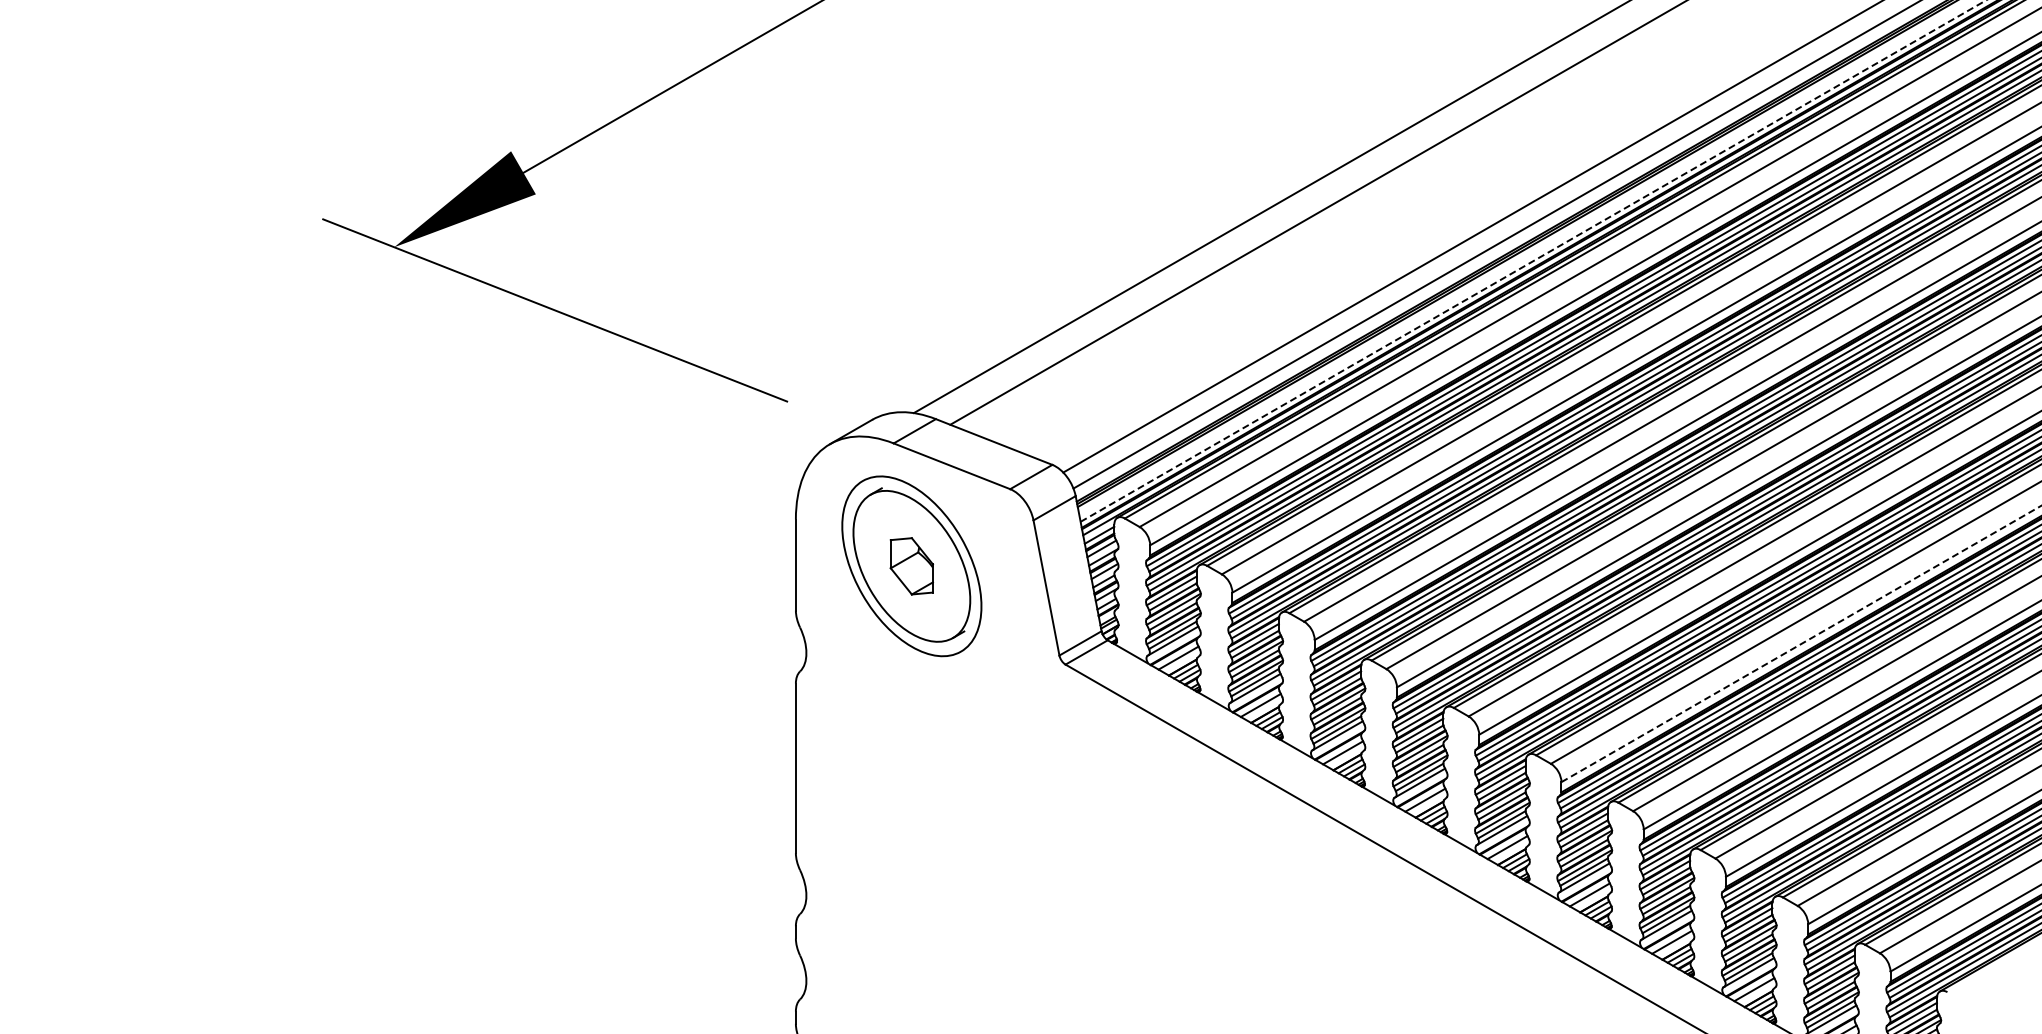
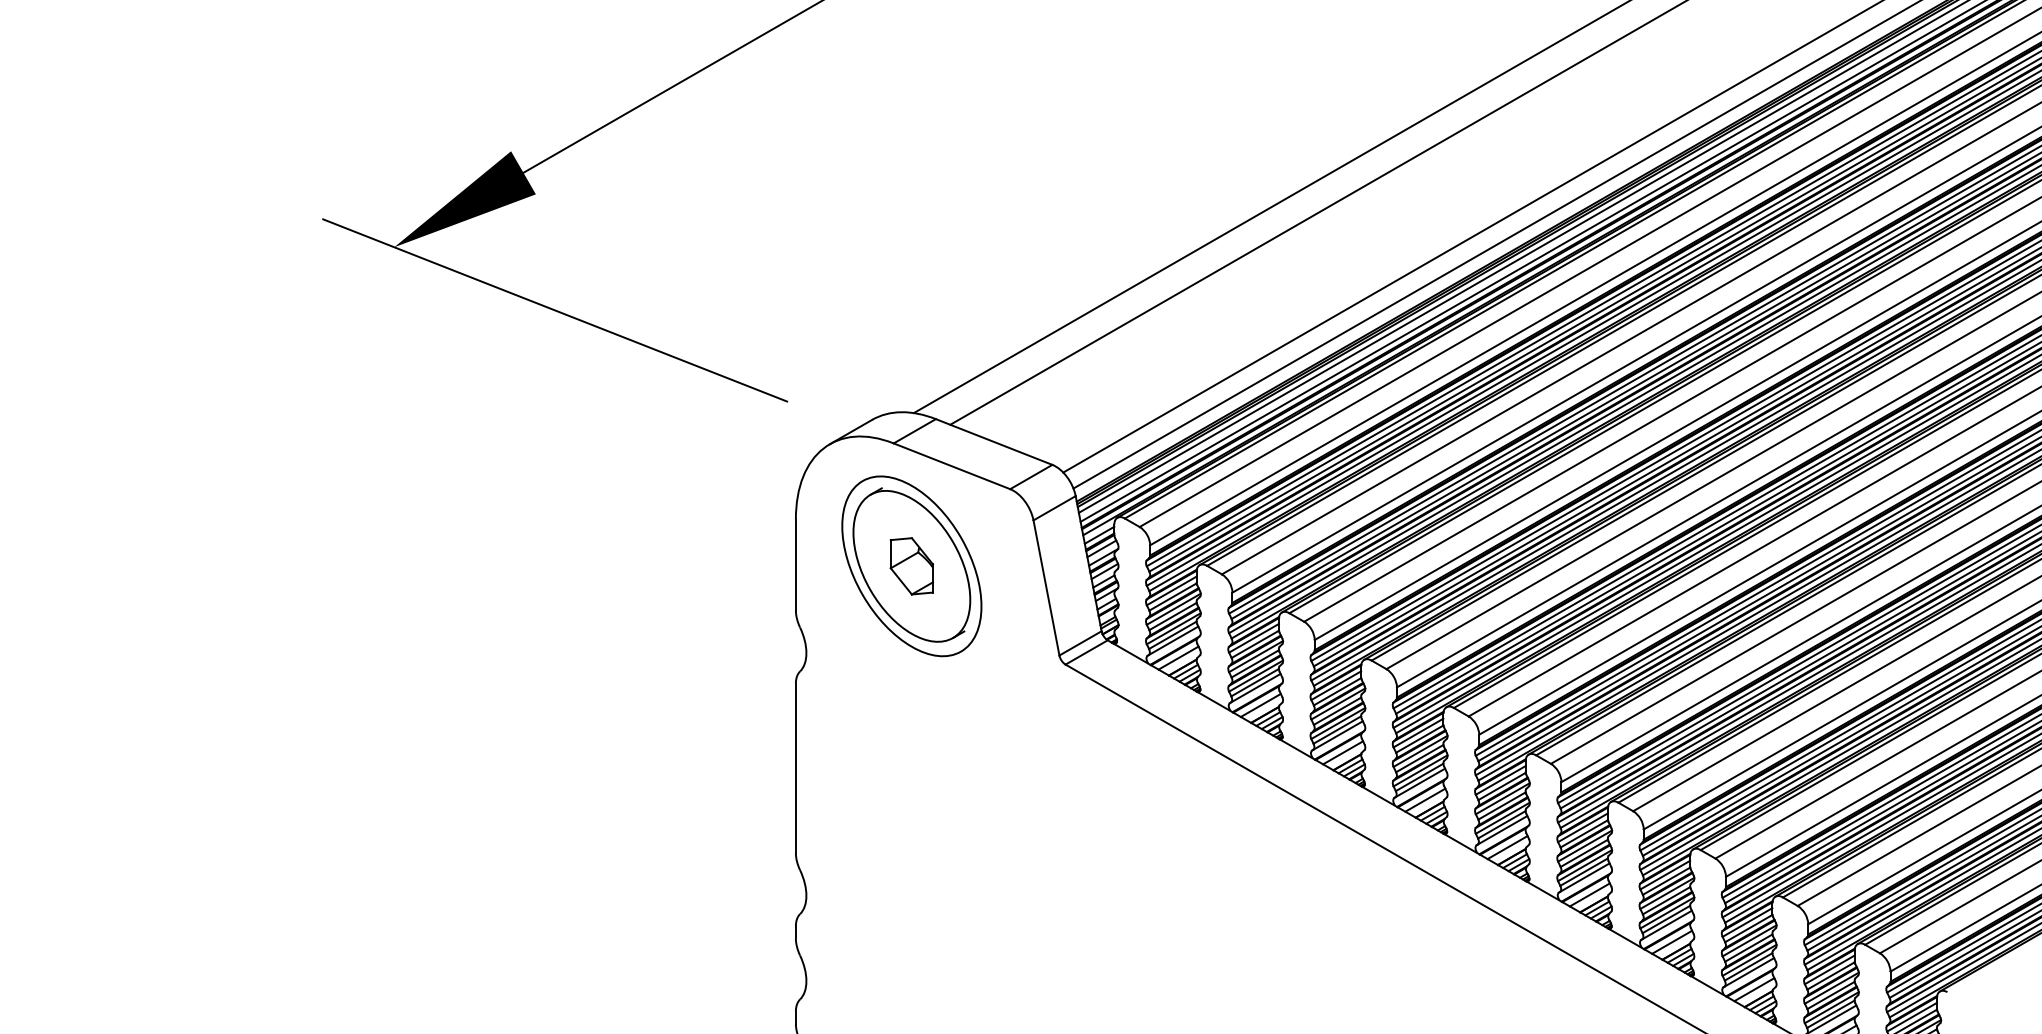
line: none -> present (1521, 257)
line: dashed -> solid (1533, 260)
line: dashed -> solid (1801, 643)
